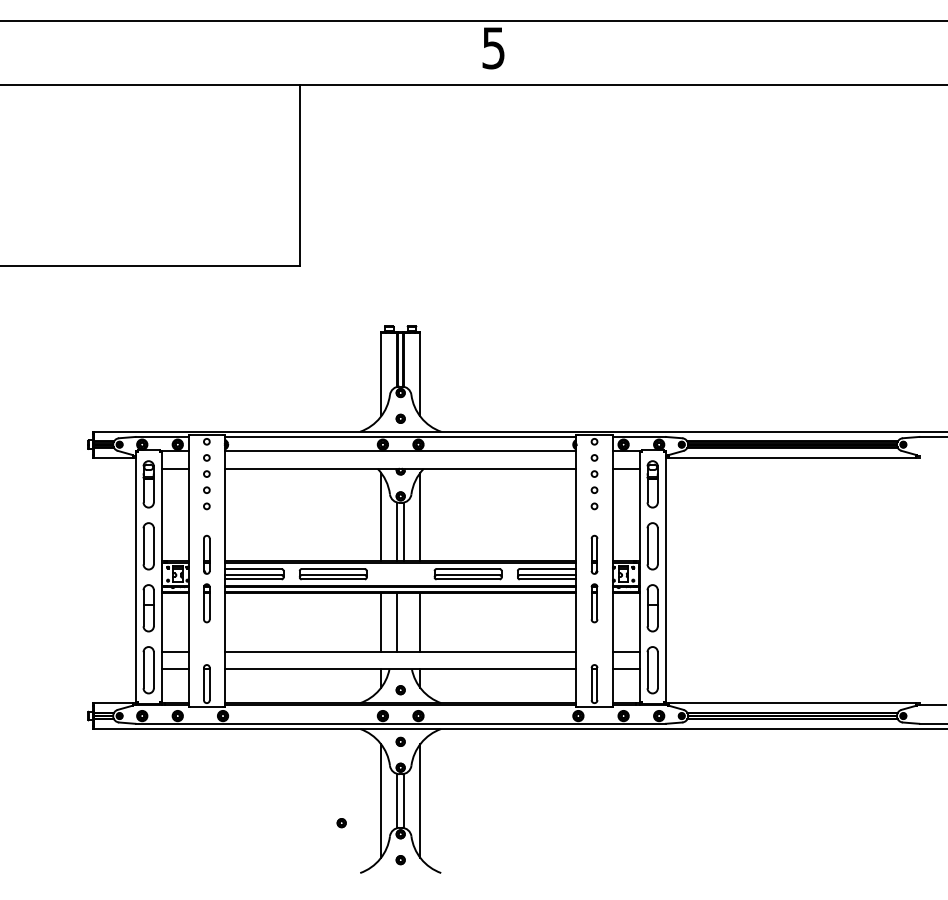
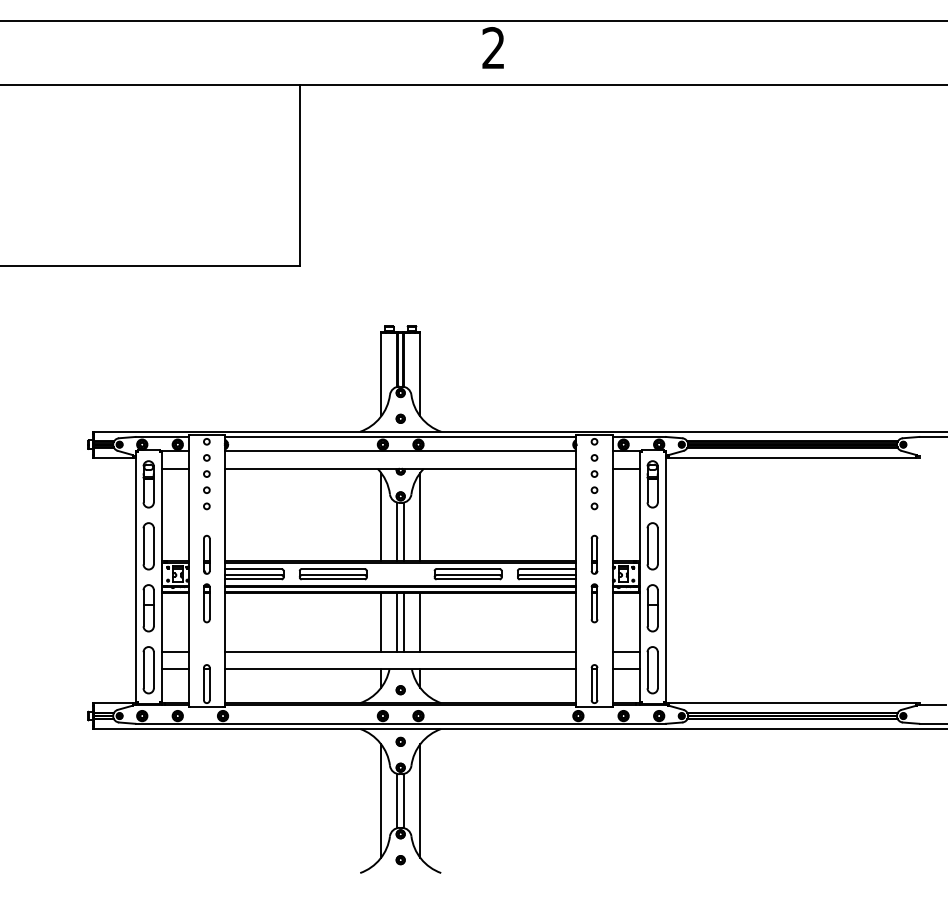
text: 5 -> 2 (493, 48)
line: none -> present (404, 622)
part: present -> none (341, 823)
